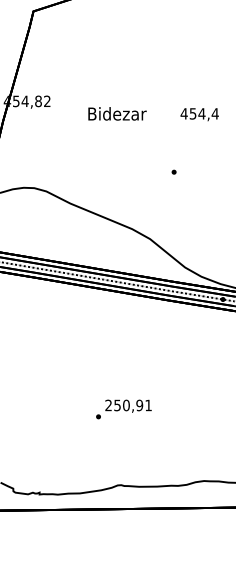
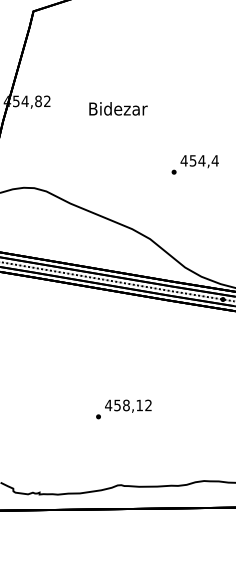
text position: (117, 113) -> (118, 108) (118, 108)
text position: (199, 114) -> (199, 161) (199, 161)
text: 250,91 -> 458,12 (128, 405)
